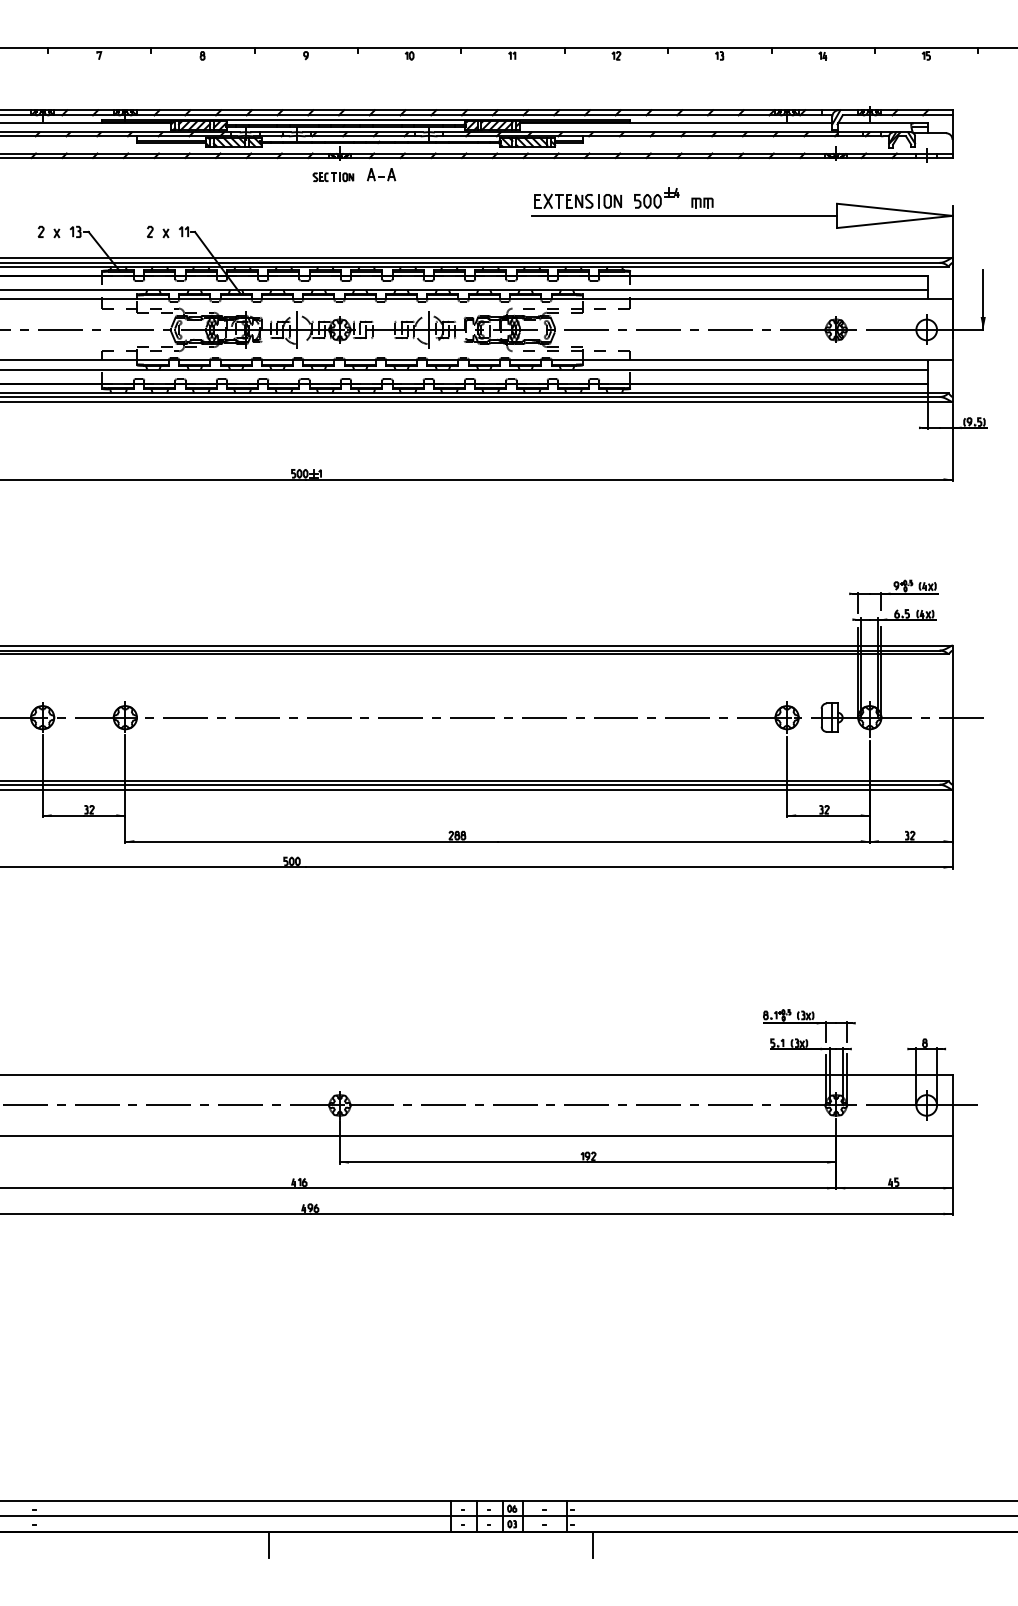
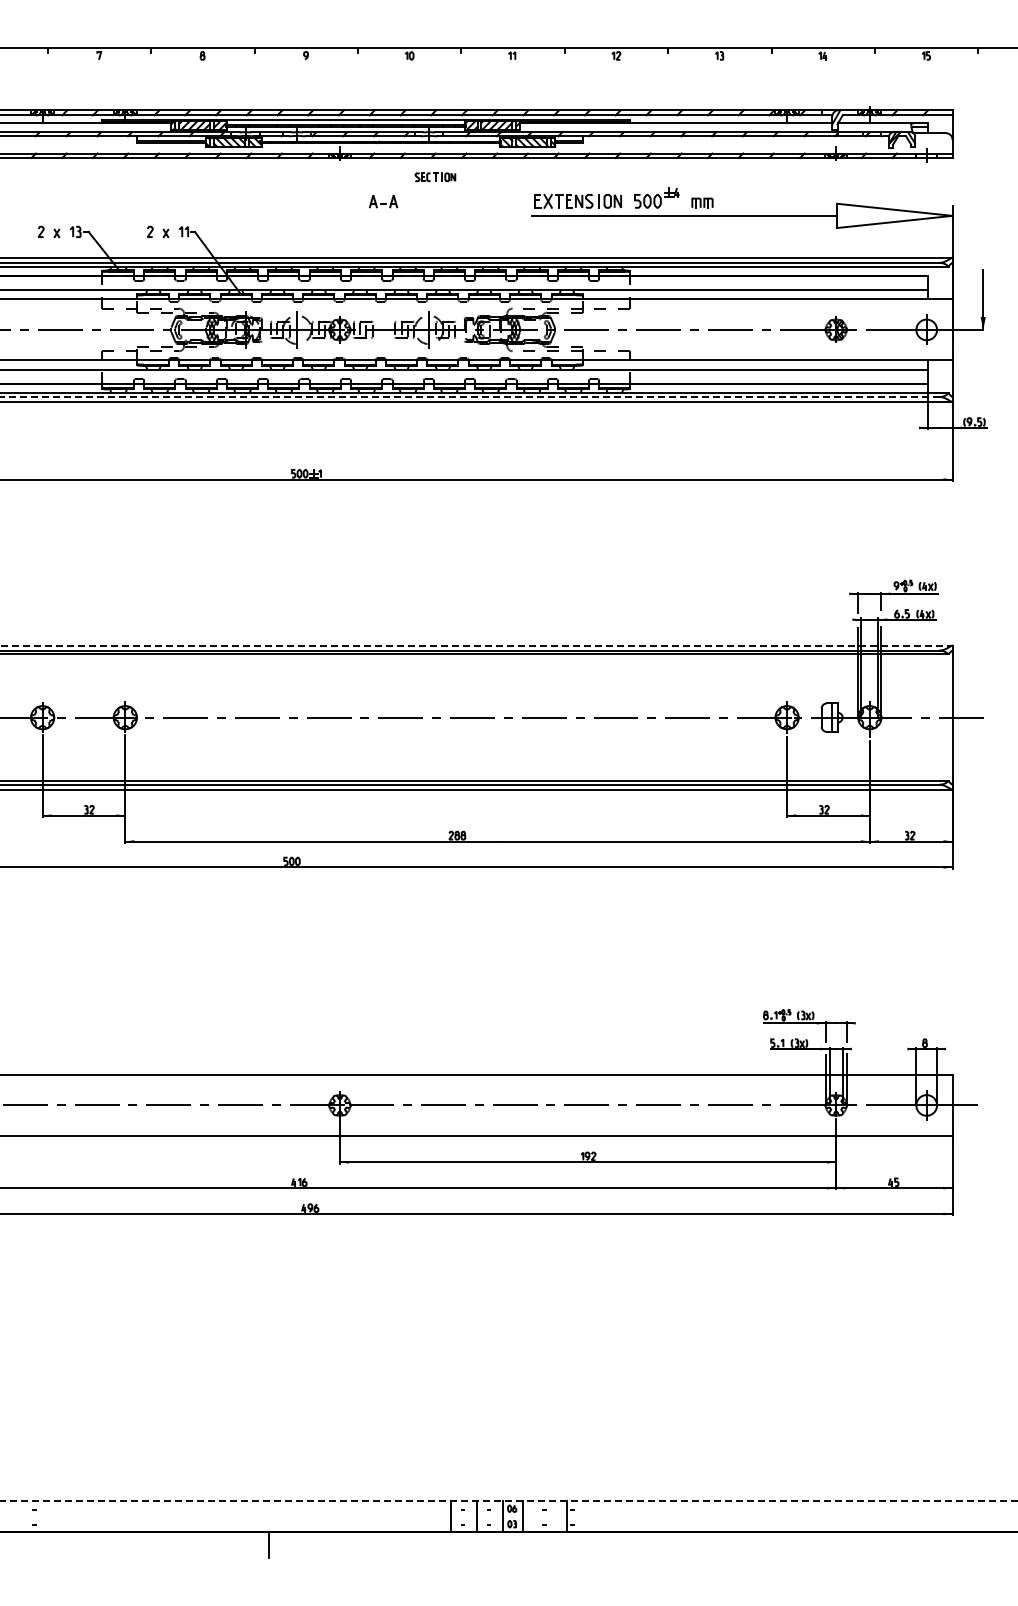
part position: (381, 174) -> (383, 201) (383, 201)
part position: (333, 177) -> (435, 177) (435, 177)
line: solid -> dashed (469, 397)
line: solid -> dashed (476, 645)
line: solid -> dashed (509, 1500)
line: present -> none (508, 1516)
line: present -> none (593, 1544)
